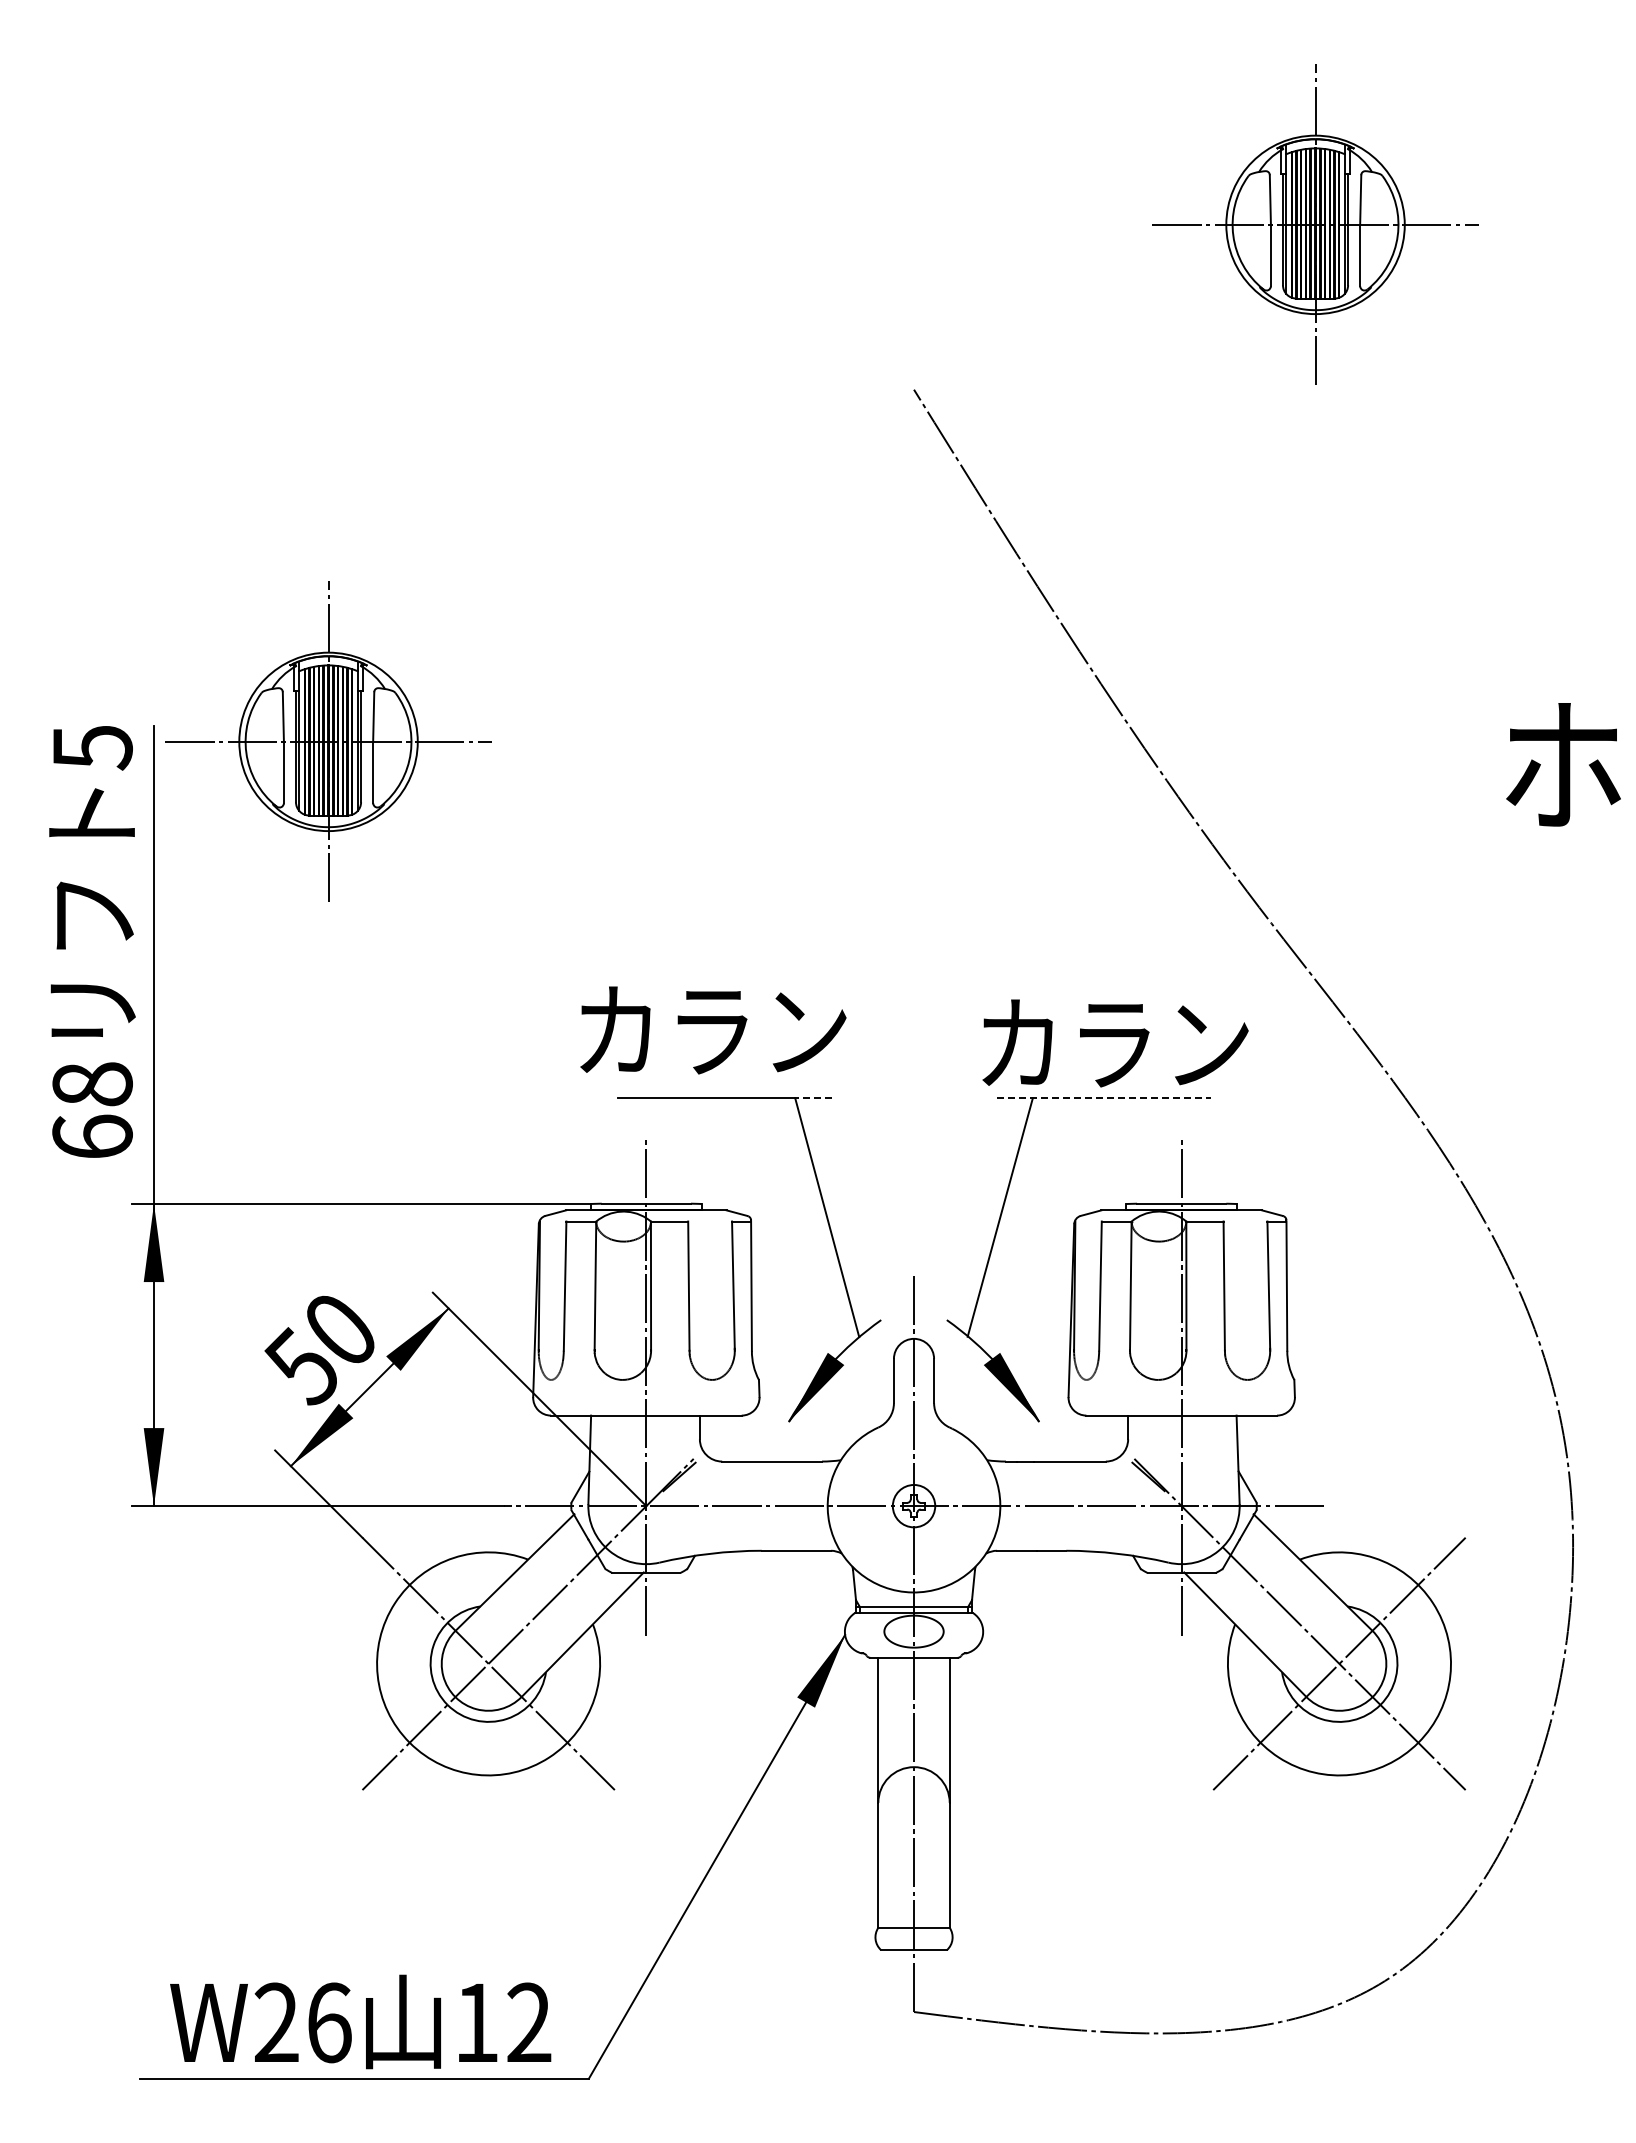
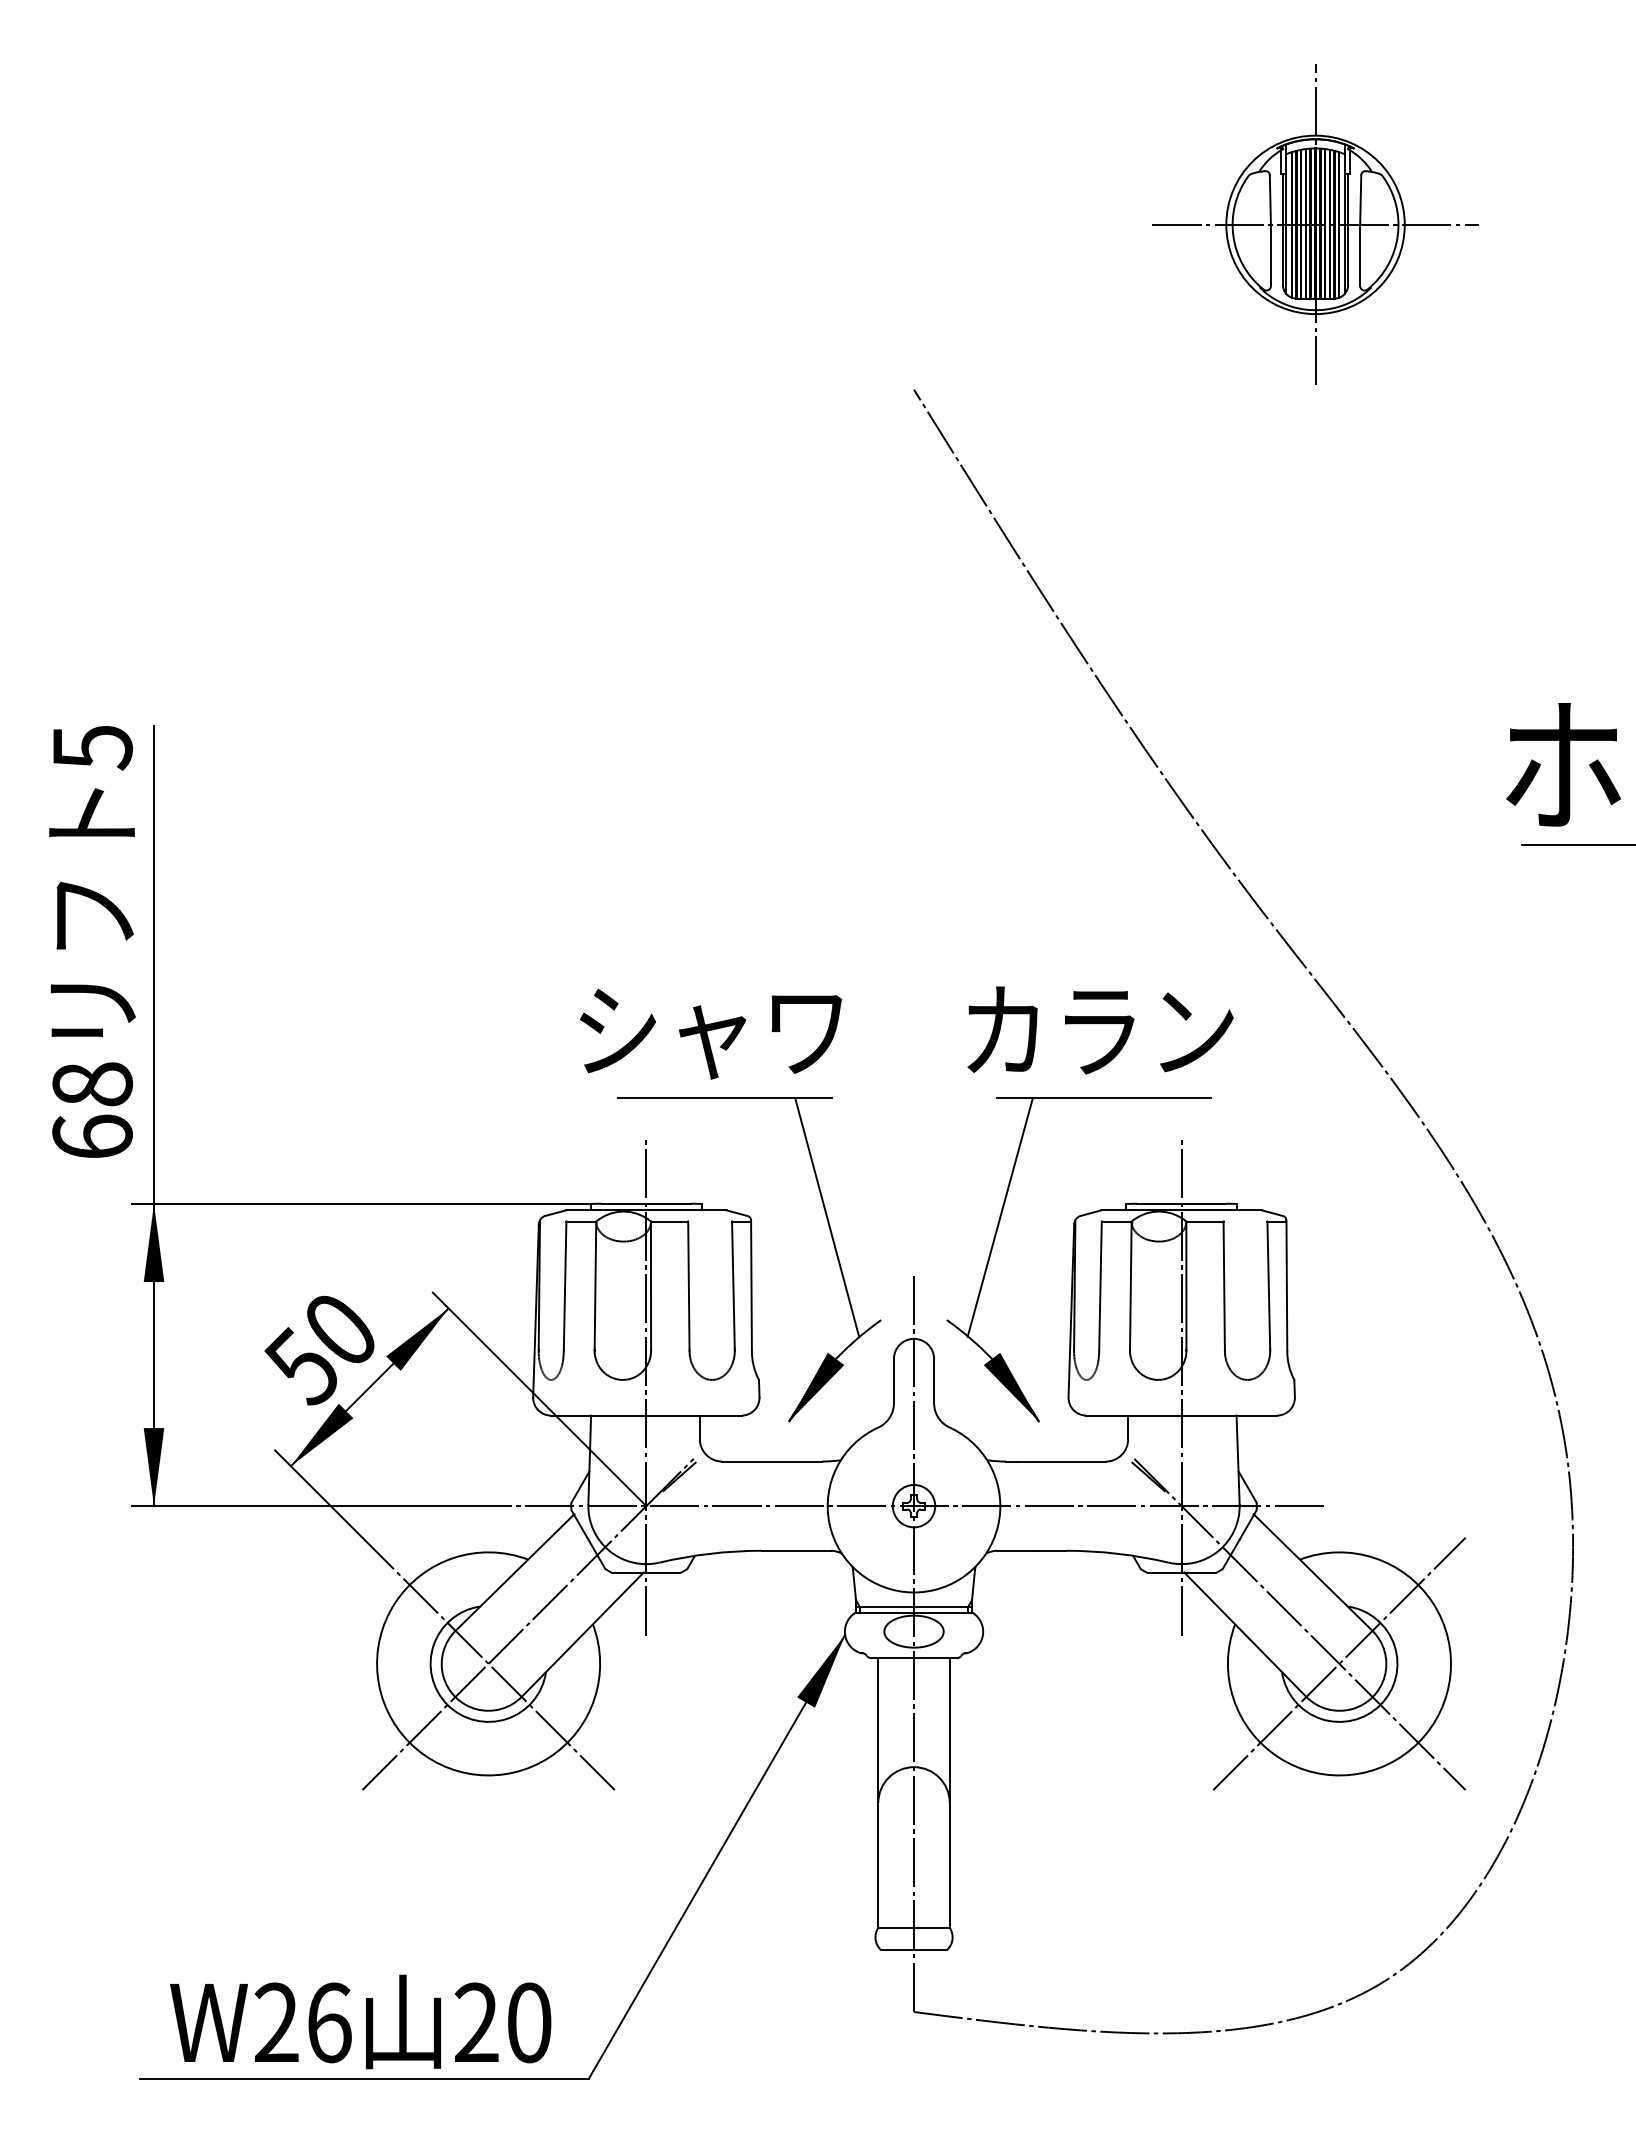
part: present -> none (328, 741)
line: none -> present (1577, 844)
text: カラン -> シャワ (712, 1032)
text position: (1115, 1043) -> (1100, 1030) (1100, 1030)
line: dashed -> solid (813, 1098)
line: dashed -> solid (1104, 1098)
text: 12 -> 20 (502, 2022)
